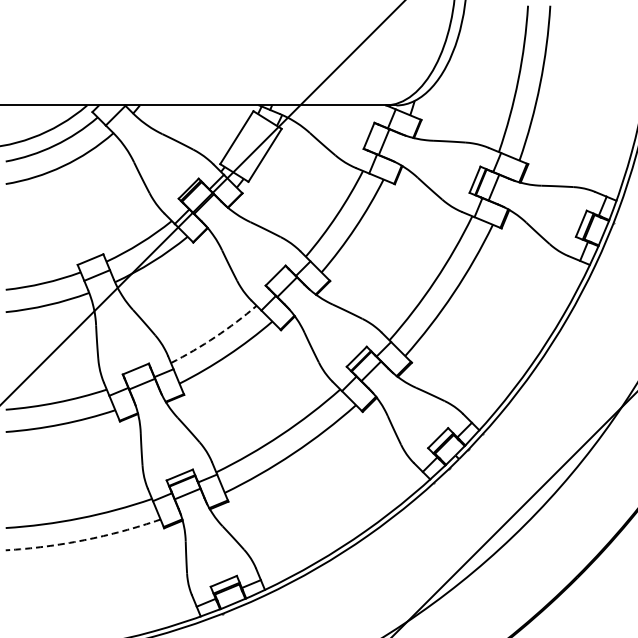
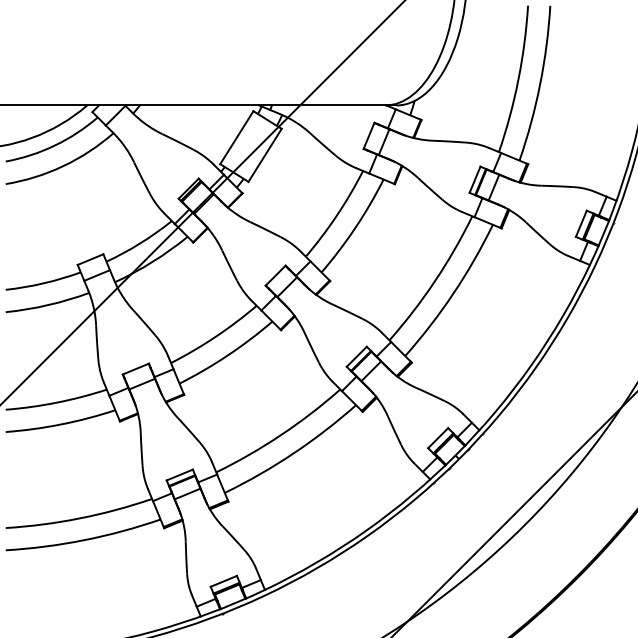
arc: dashed -> solid (215, 336)
arc: dashed -> solid (84, 540)
